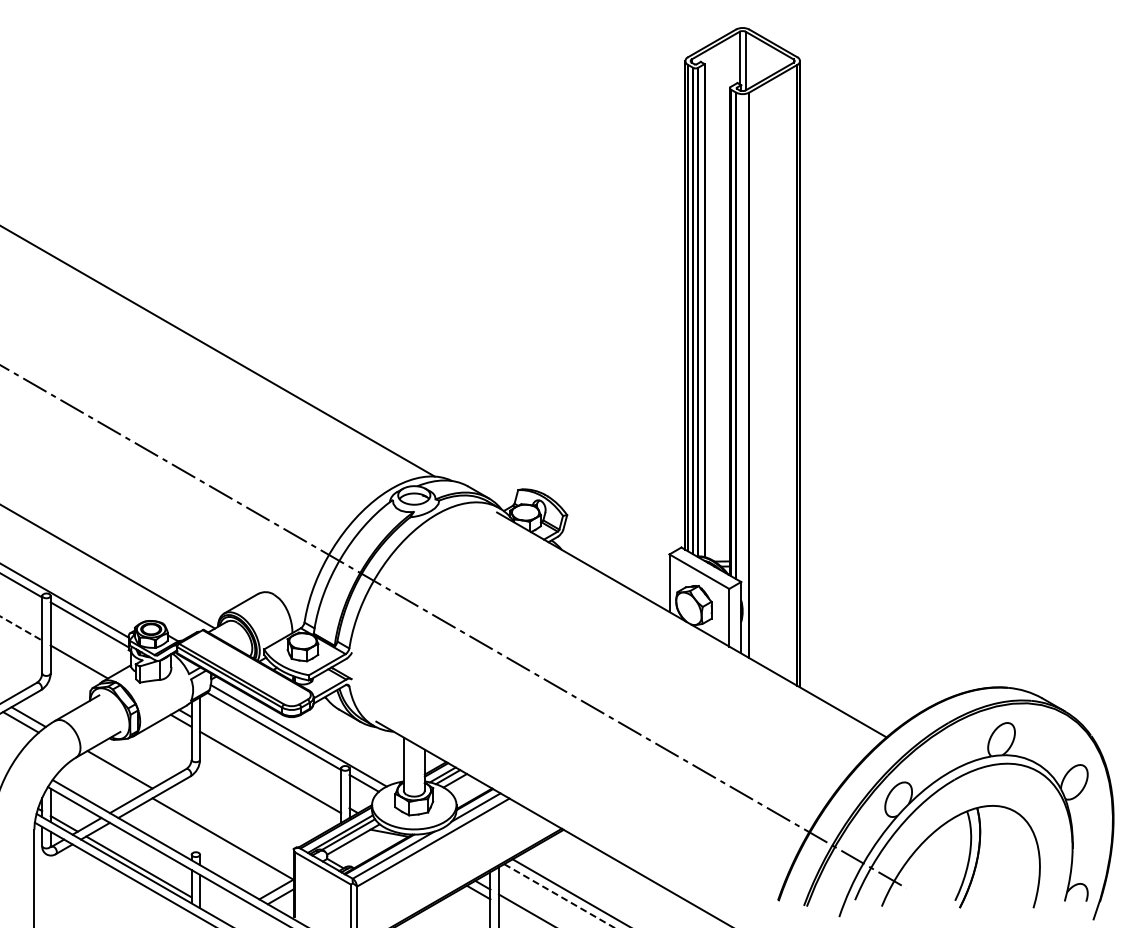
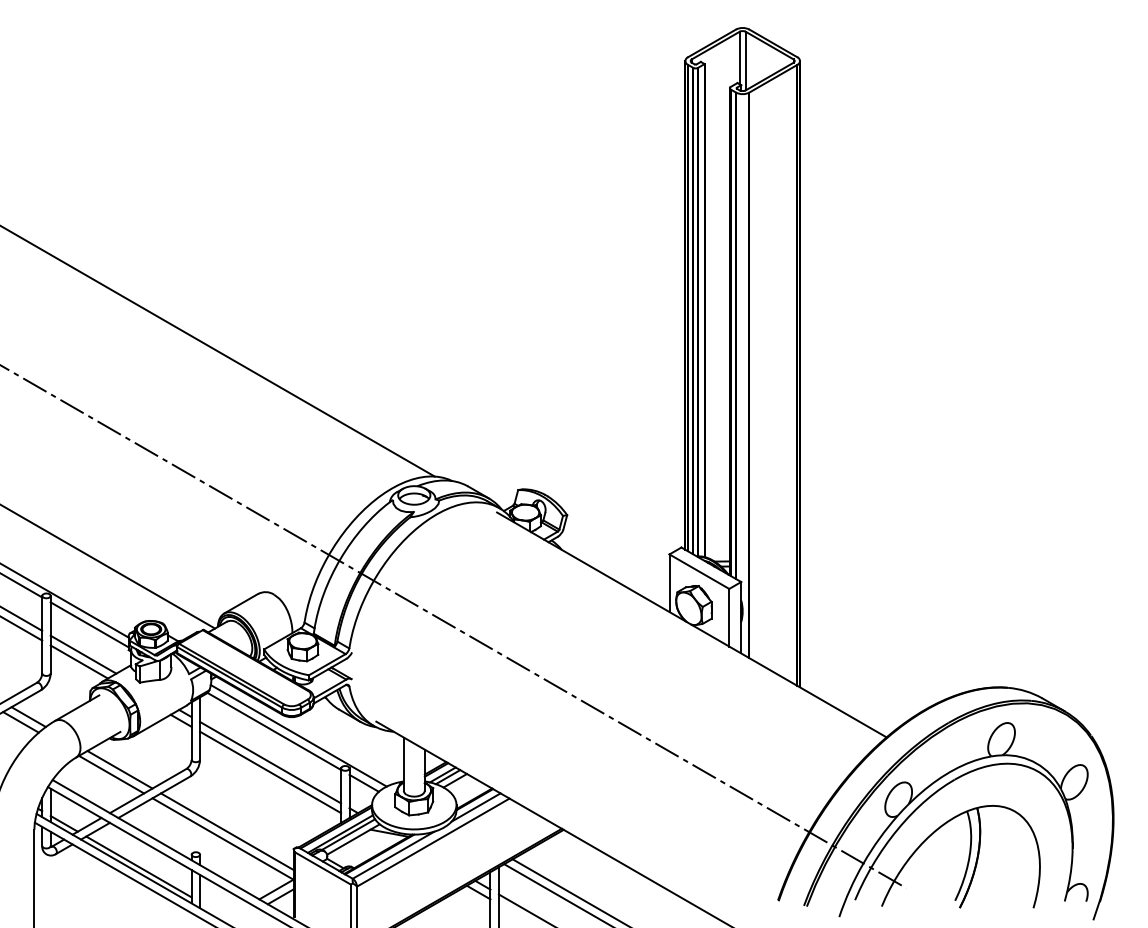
line: none -> present (22, 618)
line: dashed -> solid (21, 628)
line: none -> present (83, 654)
line: none -> present (270, 762)
line: none -> present (111, 774)
line: none -> present (227, 831)
line: dashed -> solid (559, 896)
